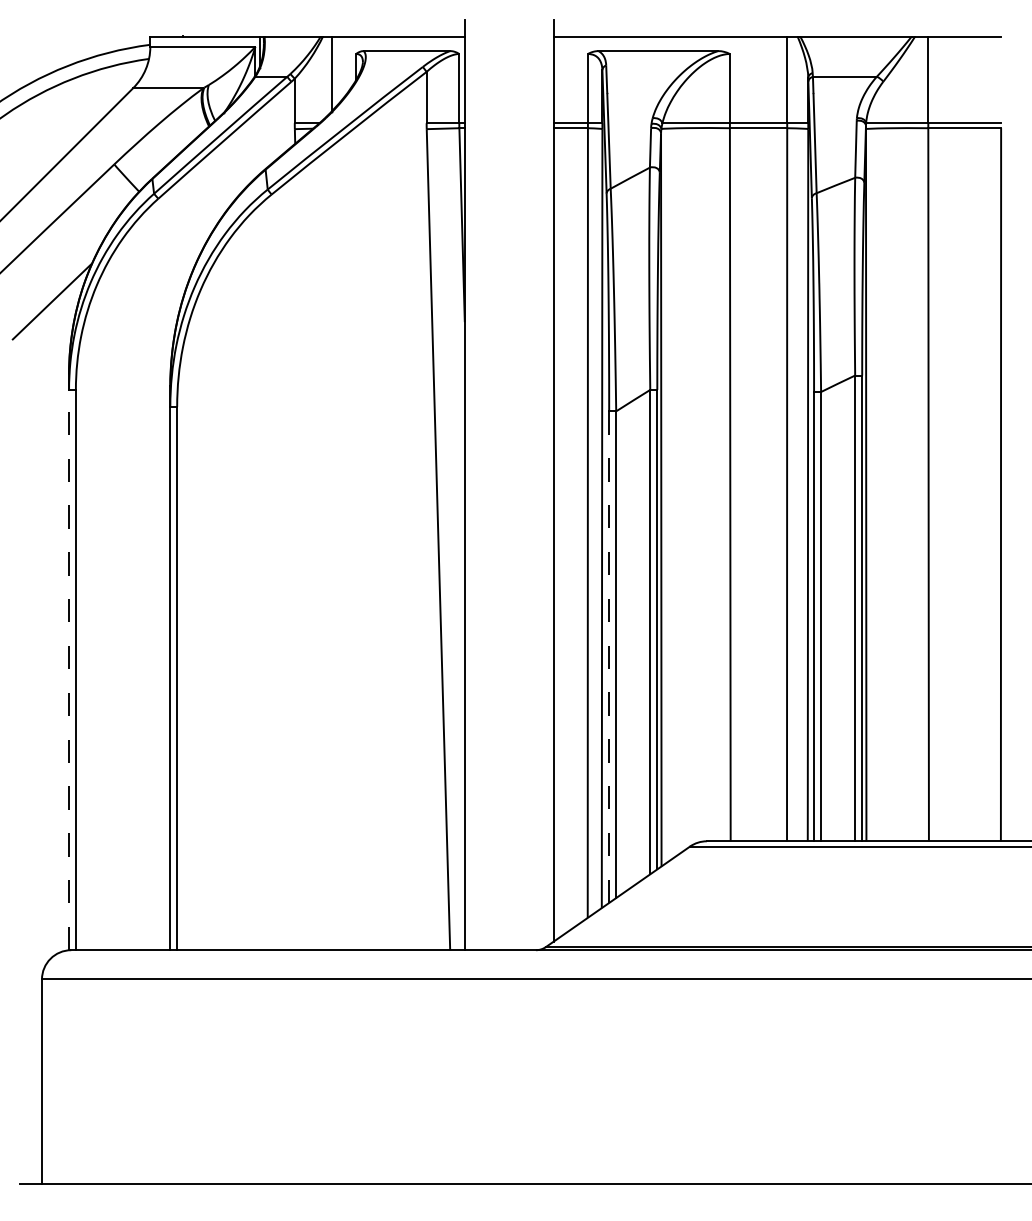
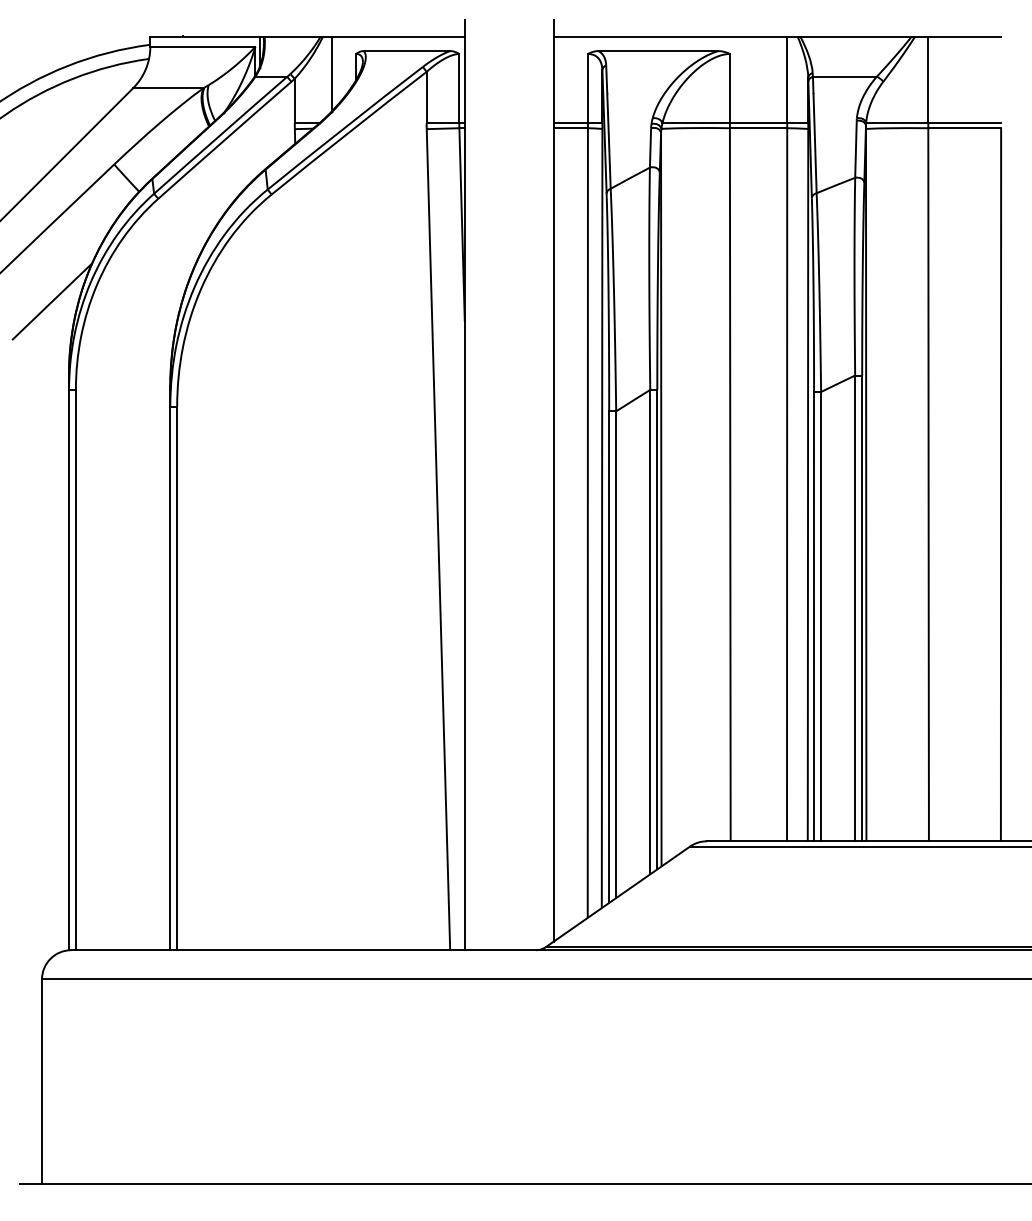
line: dashed -> solid (609, 657)
line: dashed -> solid (69, 669)
